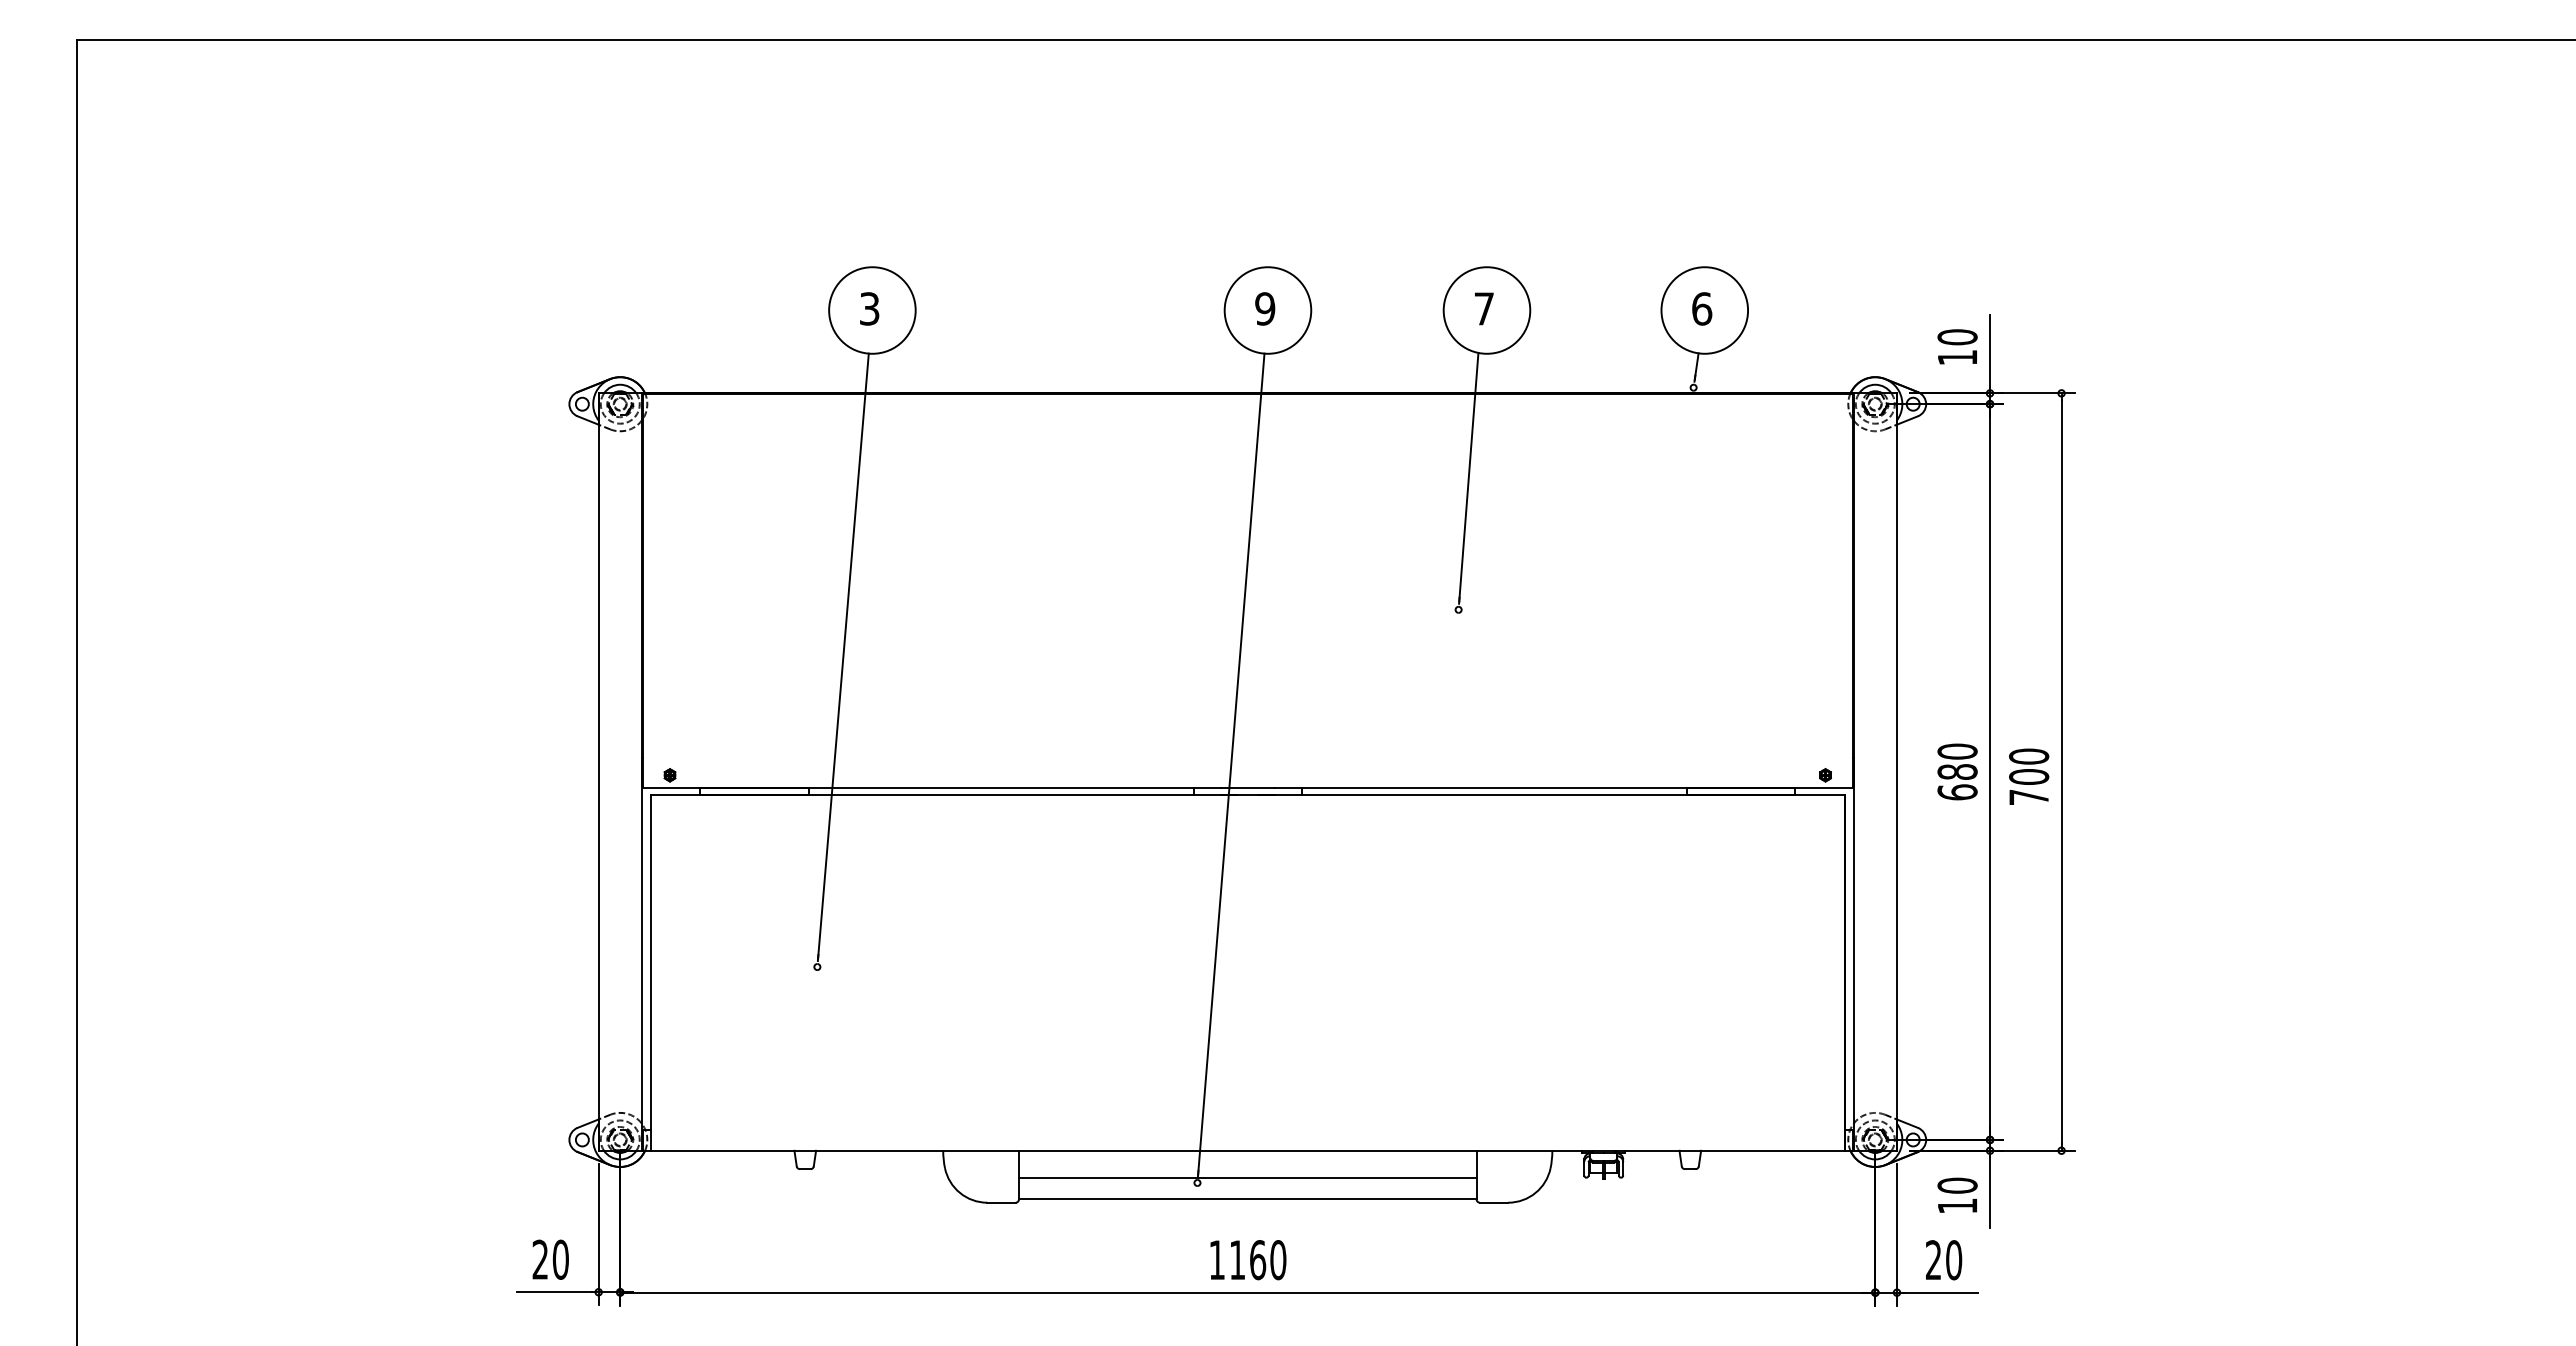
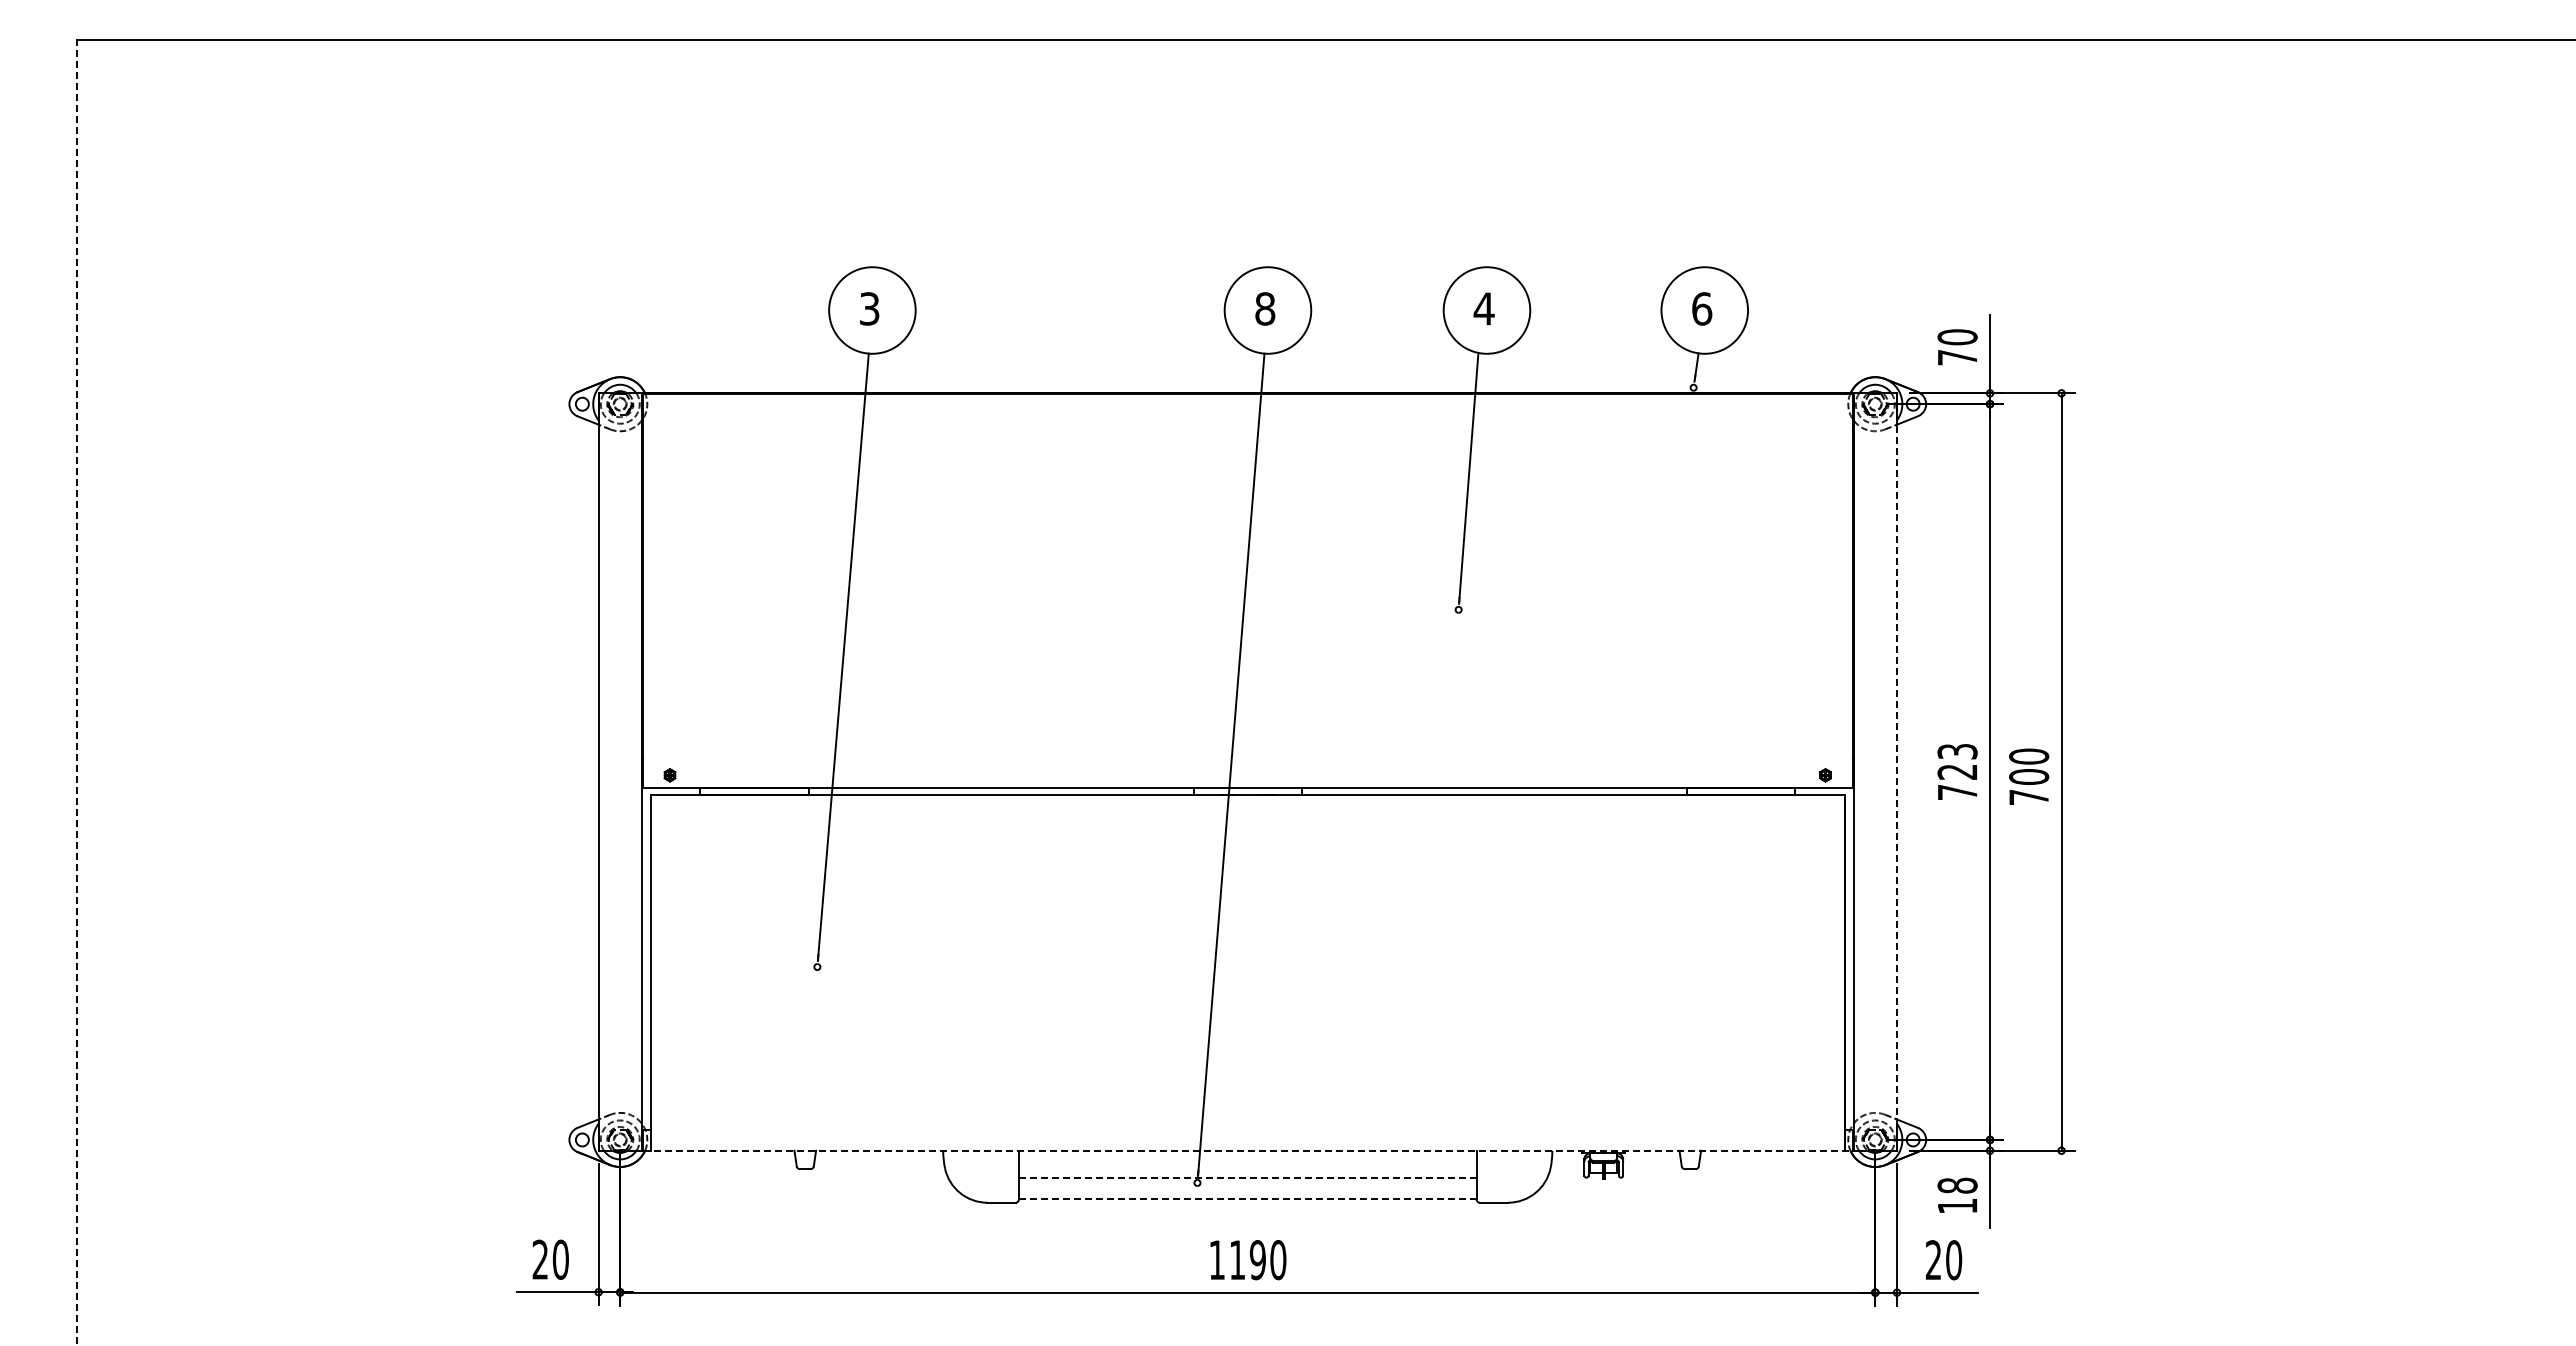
text: 9 -> 8 (1265, 308)
text: 7 -> 4 (1483, 308)
text: 10 -> 70 (1957, 357)
line: solid -> dashed (77, 692)
text: 680 -> 723 (1957, 771)
line: solid -> dashed (1896, 772)
line: solid -> dashed (1247, 1150)
line: solid -> dashed (1247, 1178)
text: 10 -> 18 (1957, 1185)
line: solid -> dashed (1247, 1198)
text: 1160 -> 1190 (1257, 1260)
